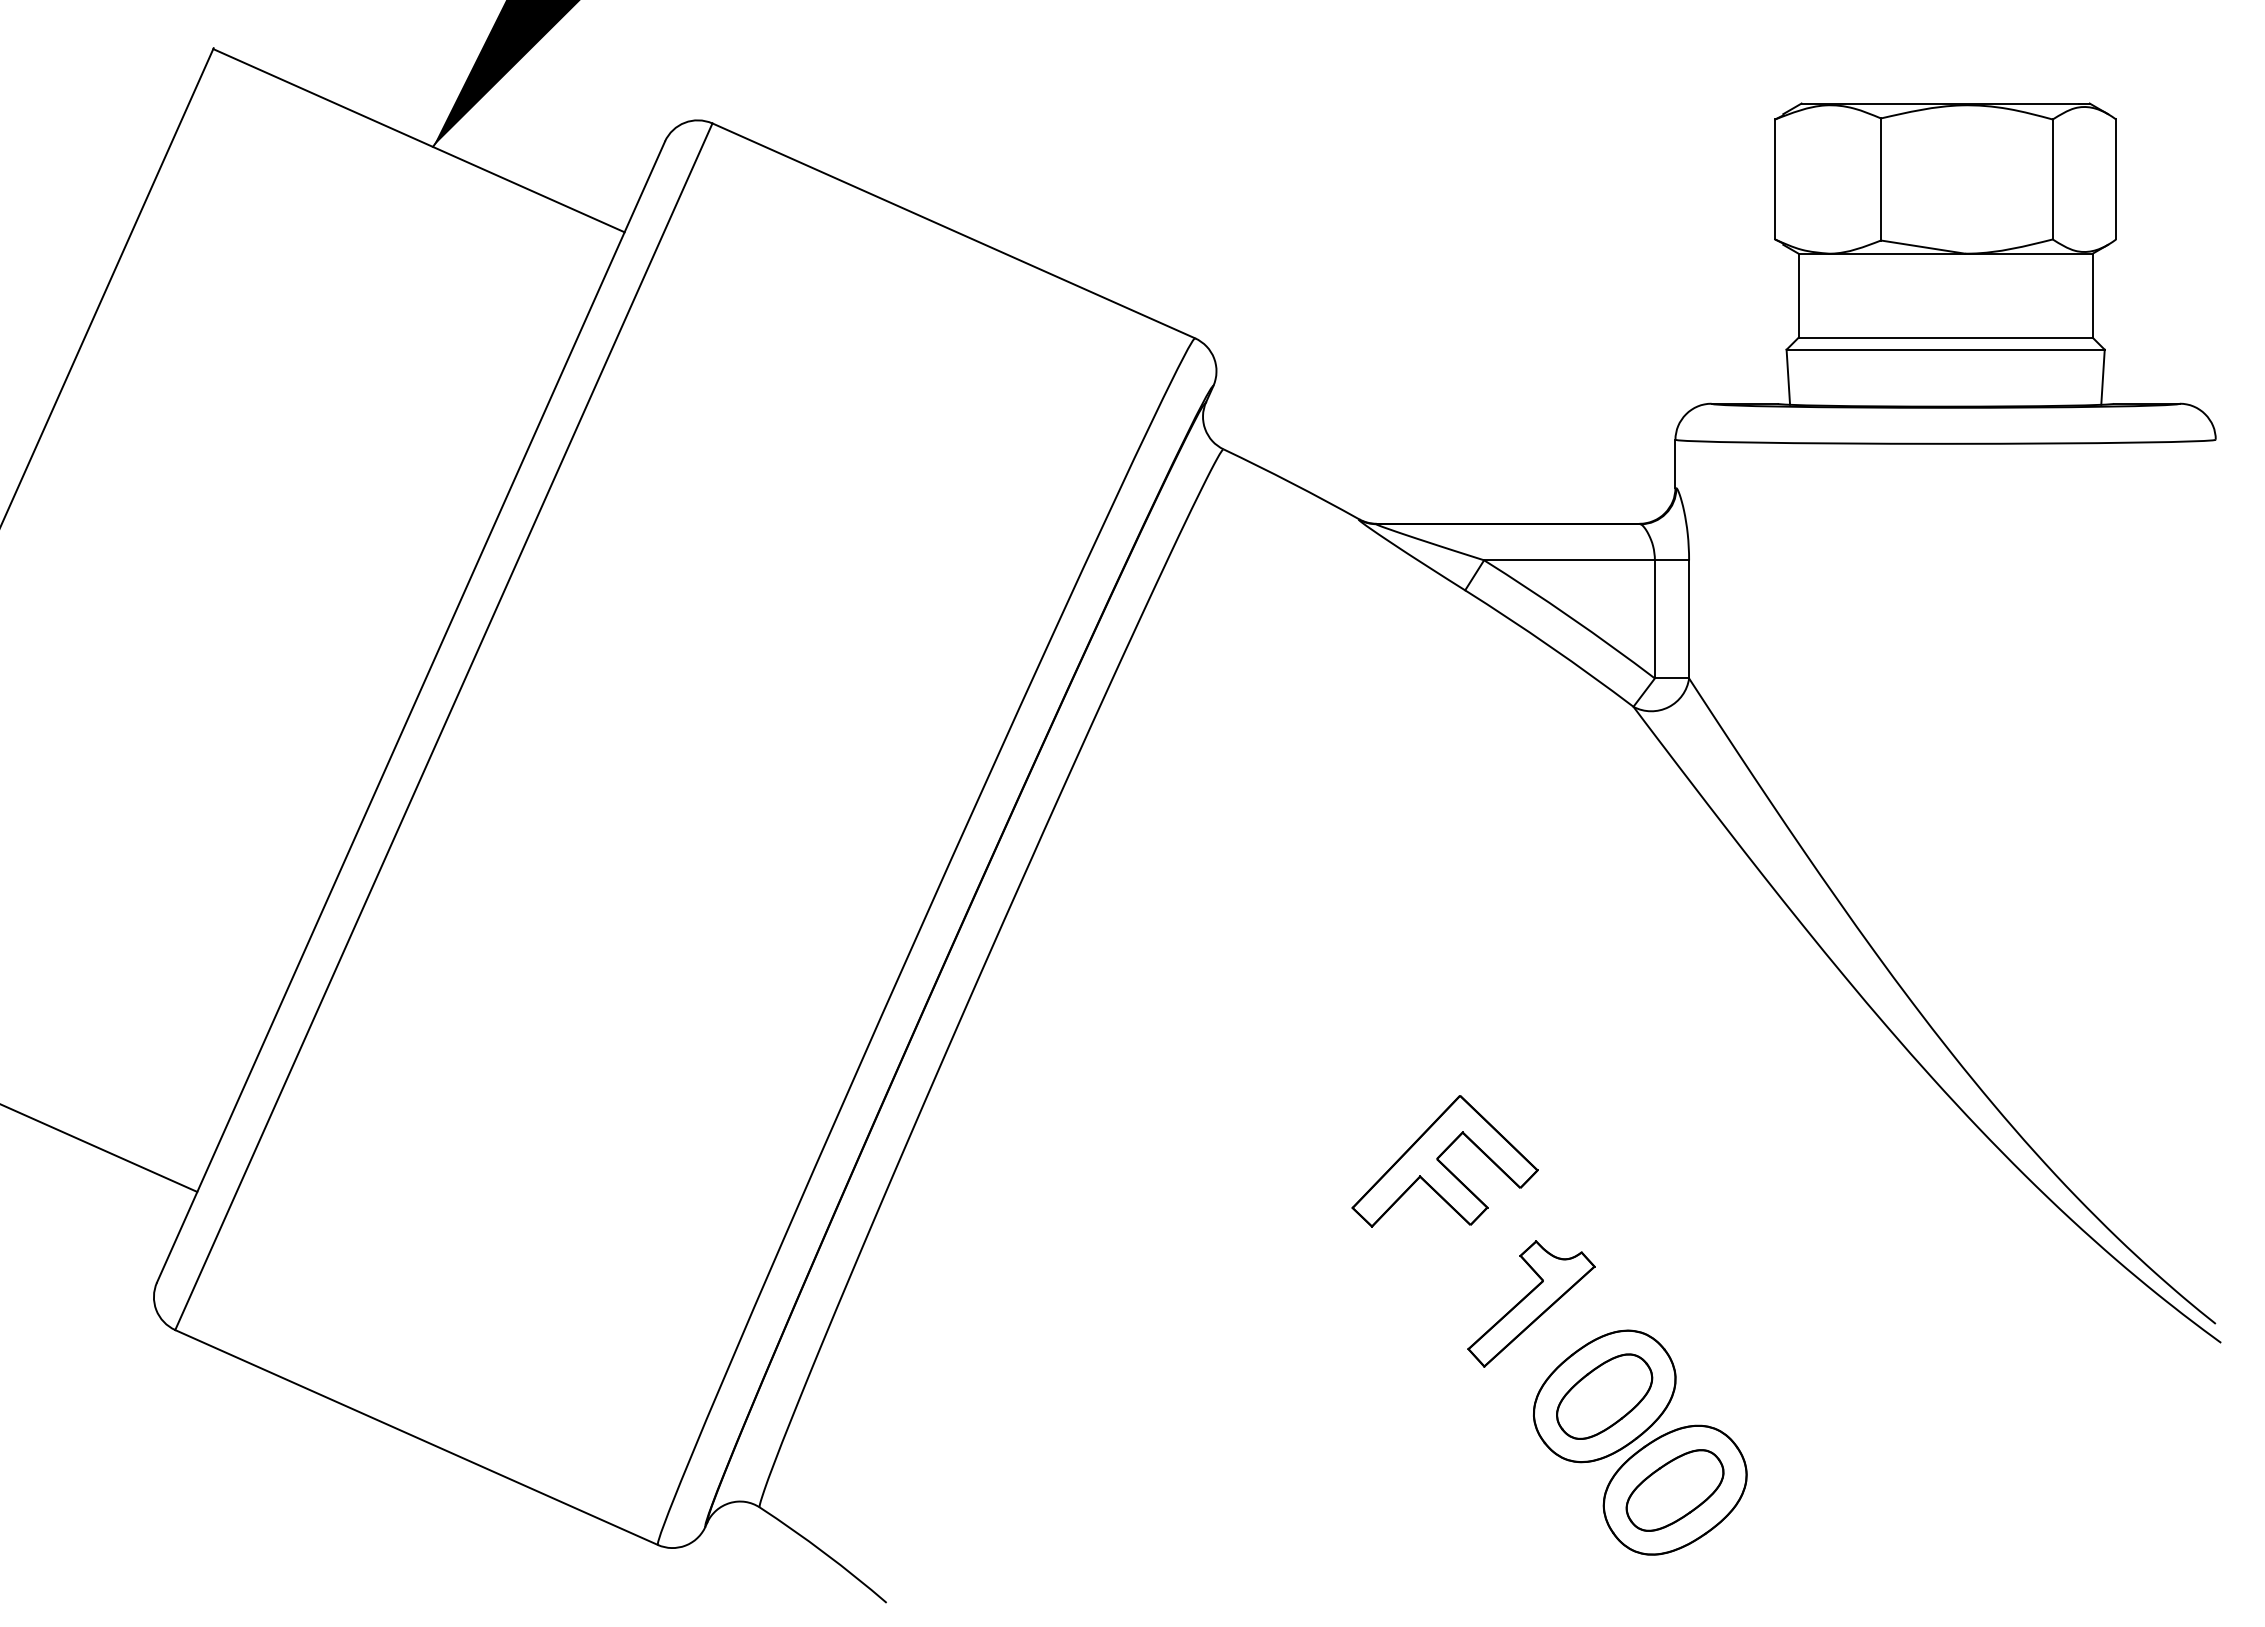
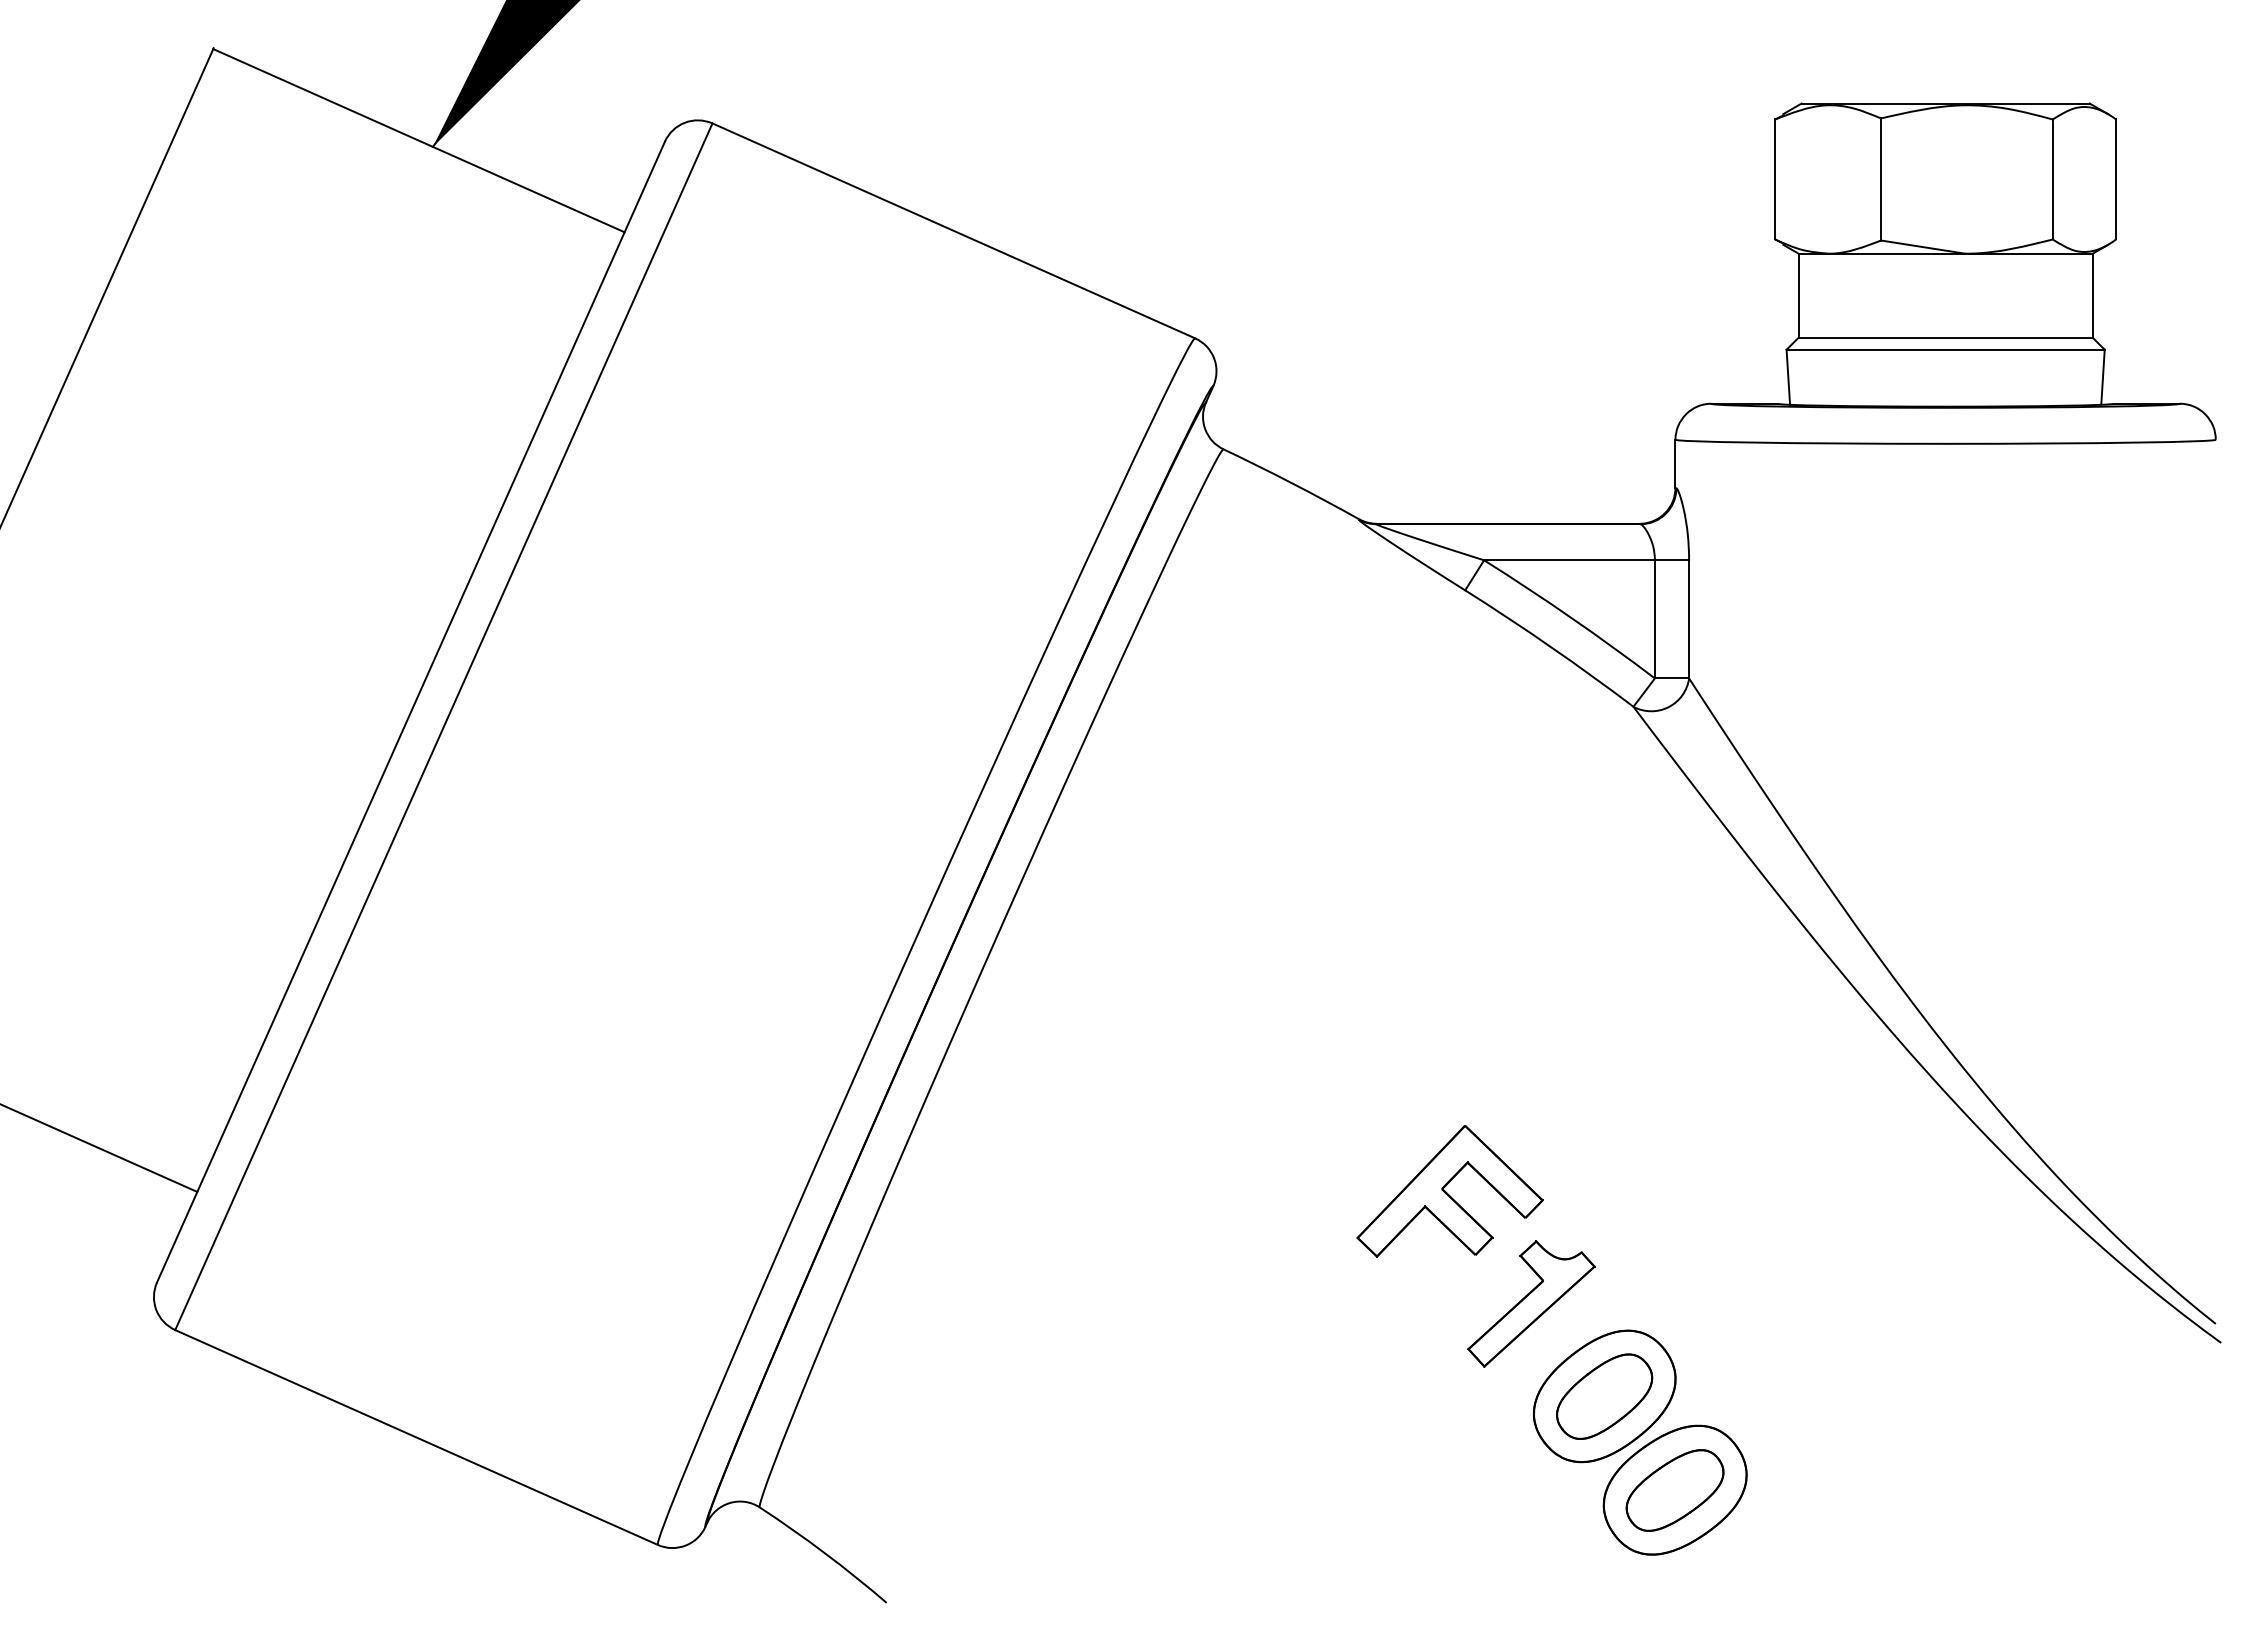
part position: (1444, 1161) -> (1449, 1191) (1449, 1191)
